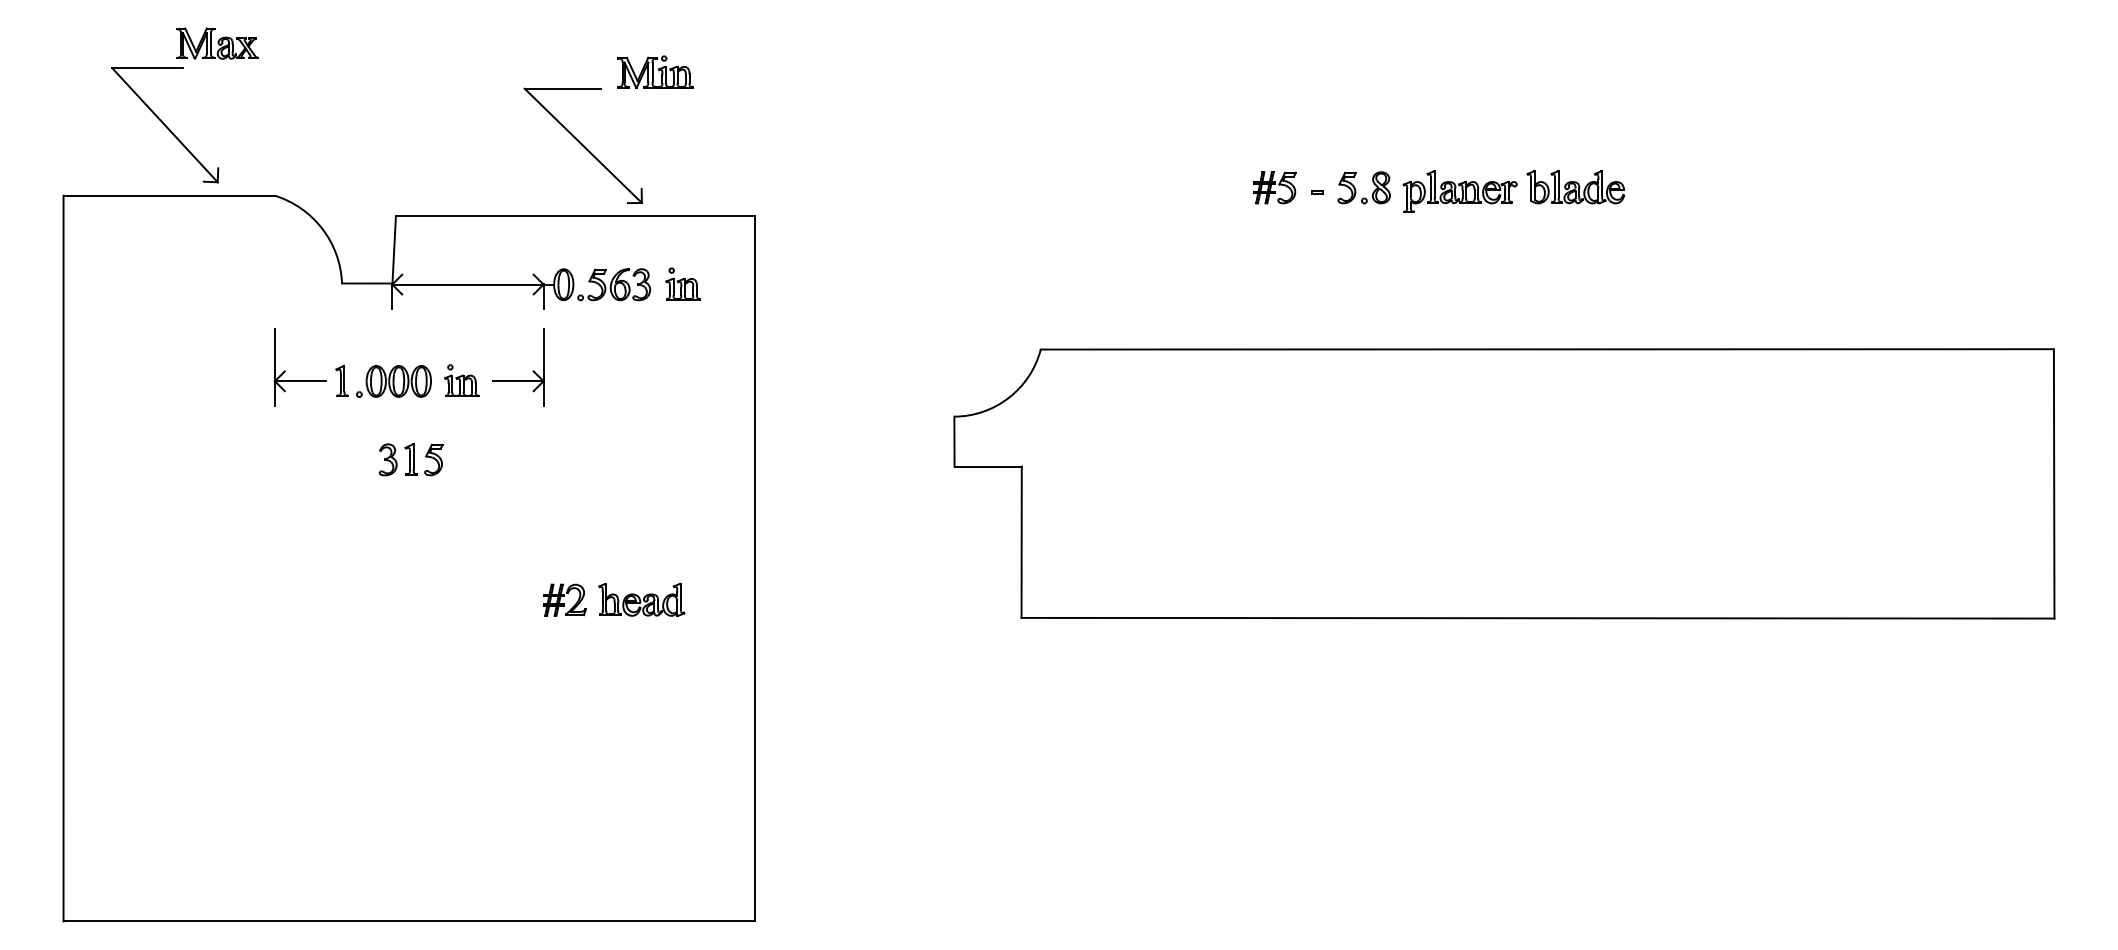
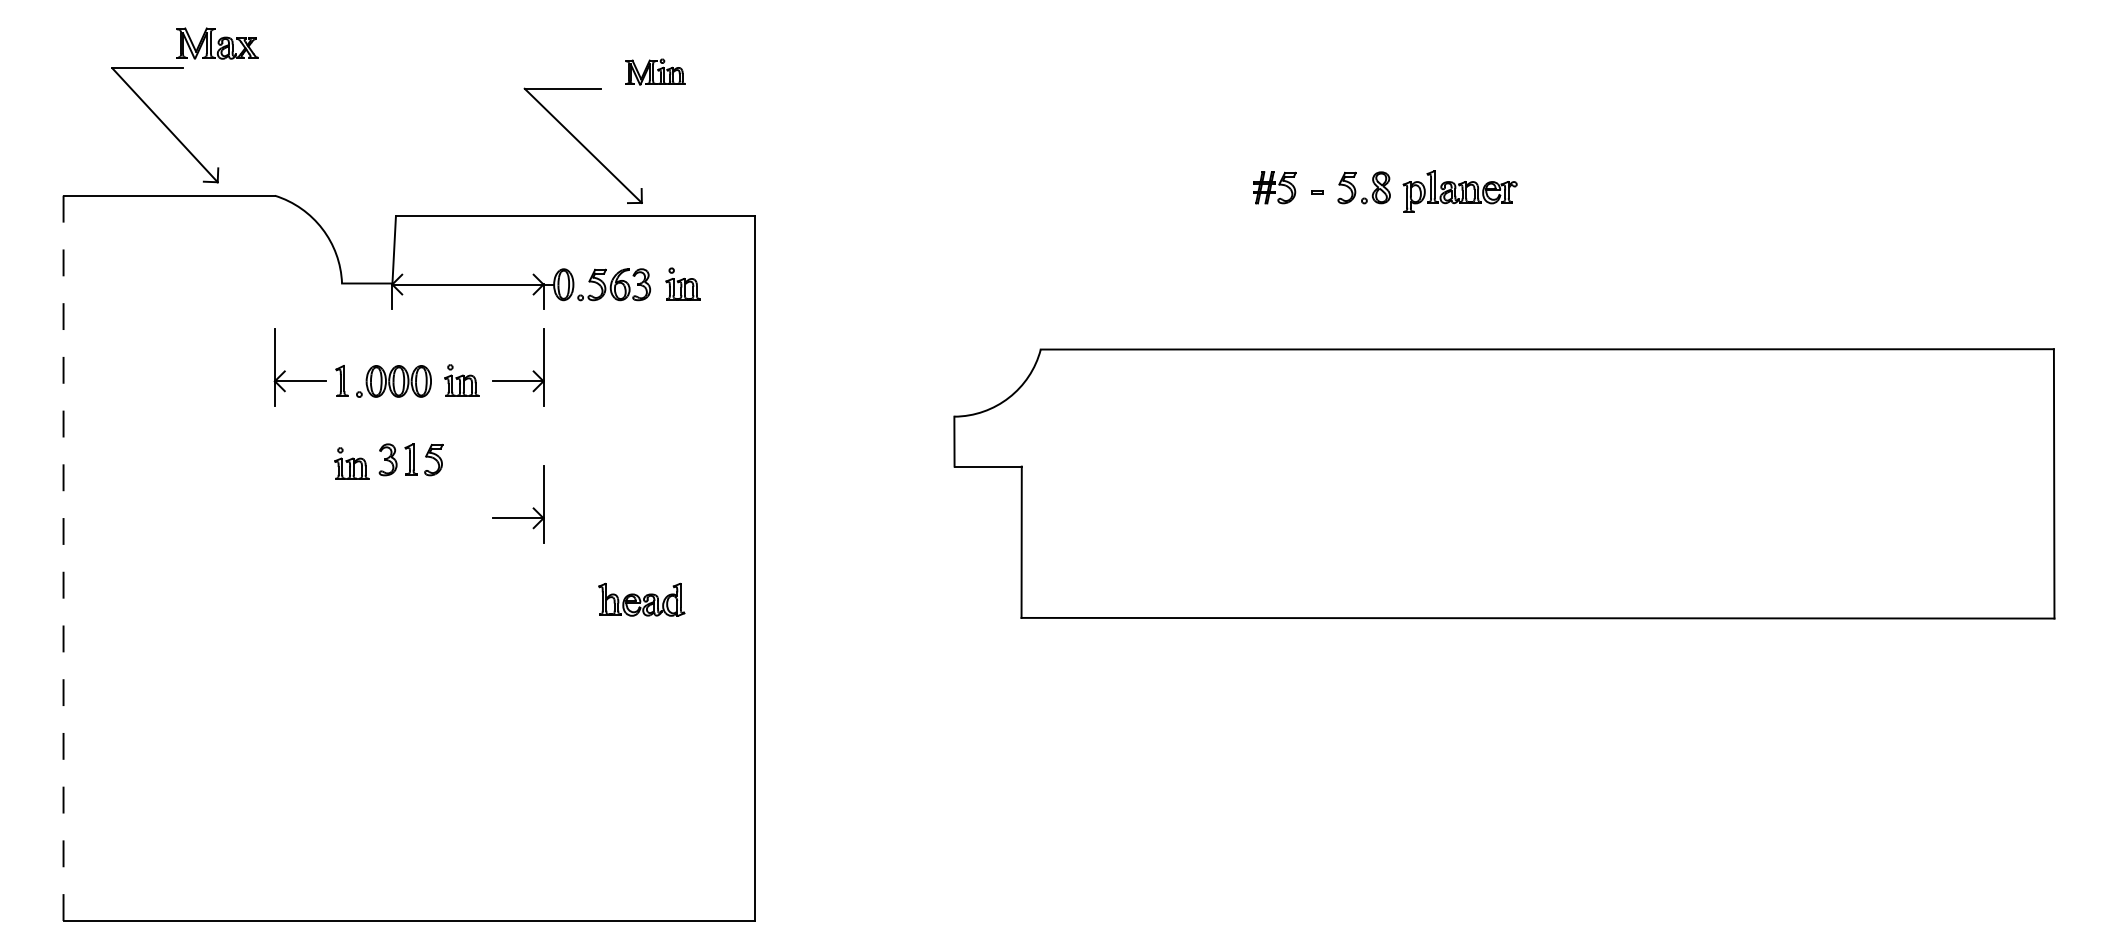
part size: 77x34 px -> 61x28 px (655, 71)
part: present -> none (1575, 187)
part: none -> present (351, 463)
part: none -> present (518, 517)
line: solid -> dashed (63, 558)
part: present -> none (564, 599)
